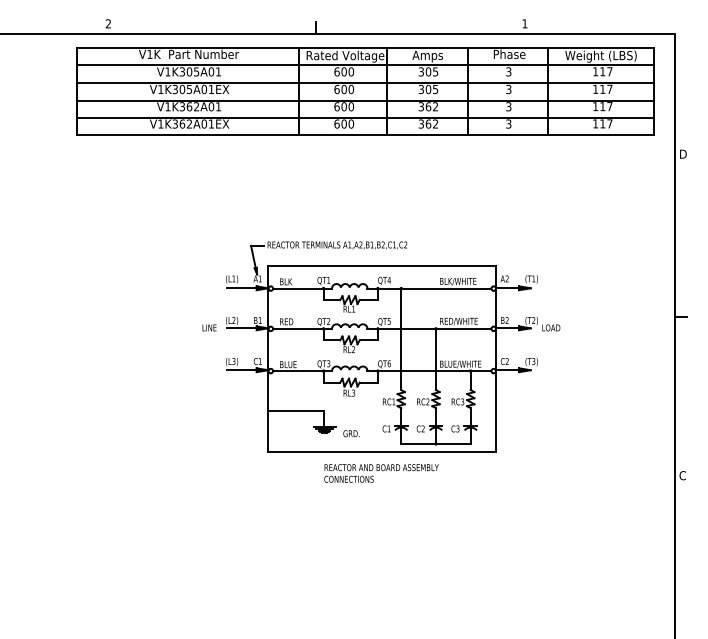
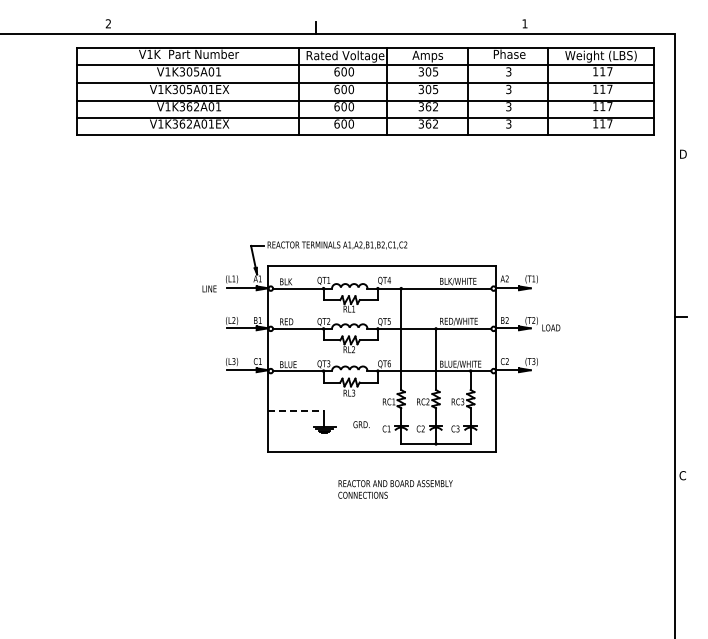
text position: (209, 327) -> (209, 288) (209, 288)
line: solid -> dashed (296, 410)
text position: (351, 433) -> (361, 424) (361, 424)
text position: (381, 473) -> (395, 489) (395, 489)
